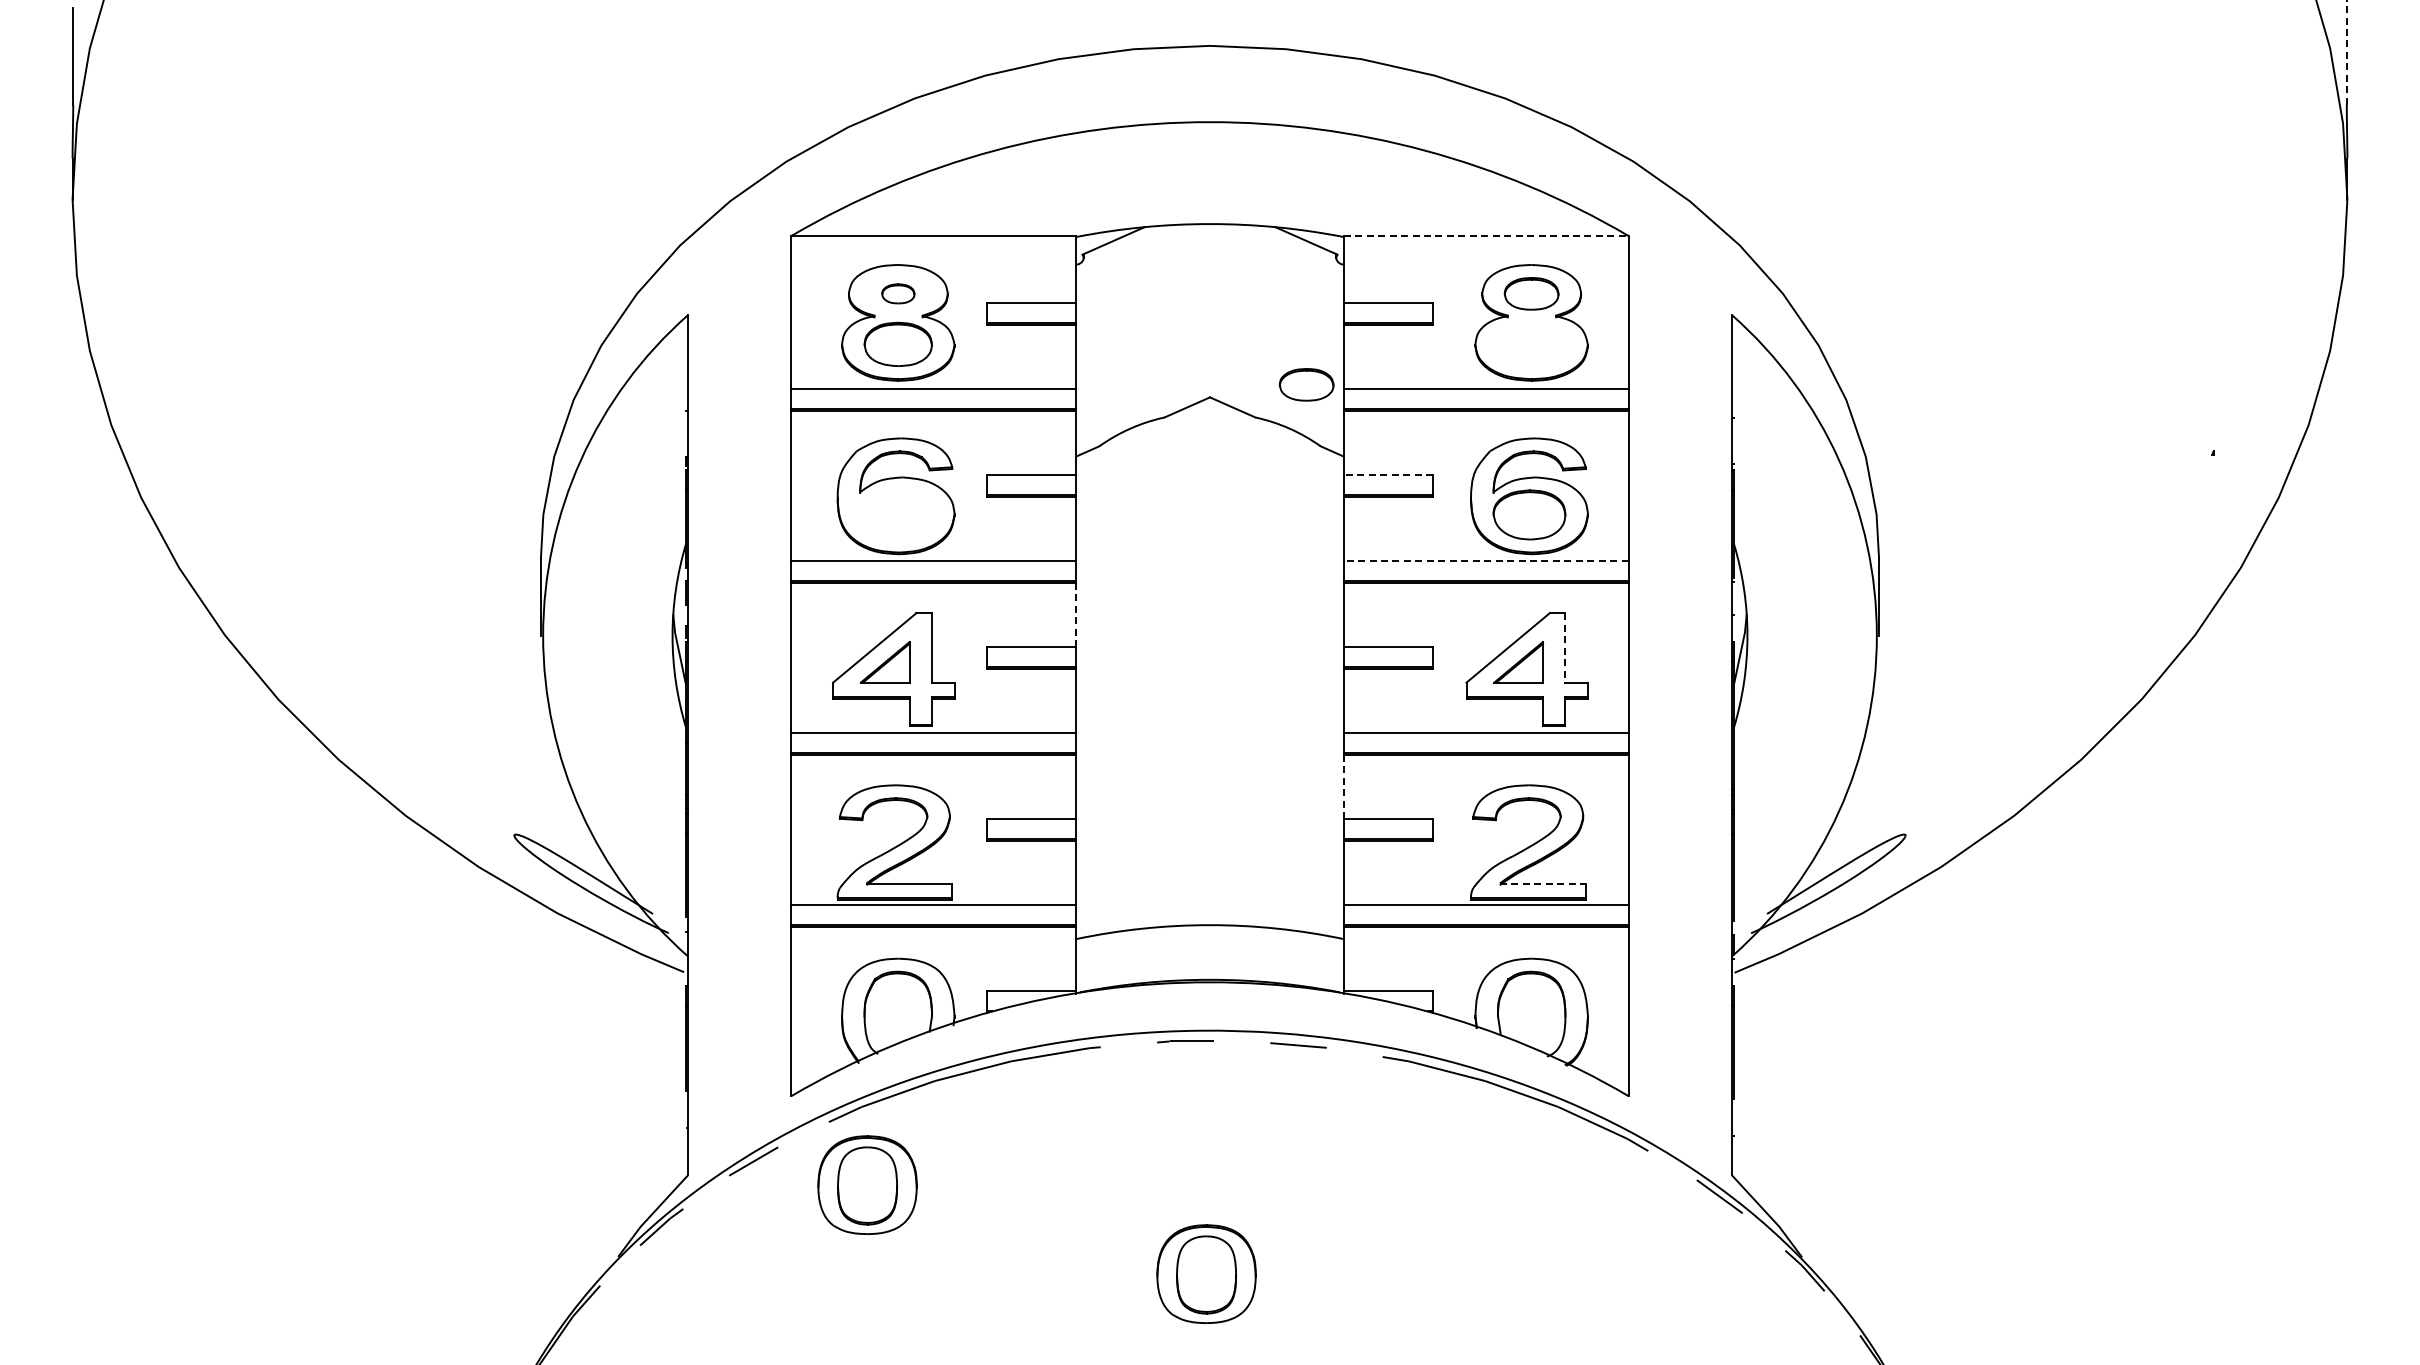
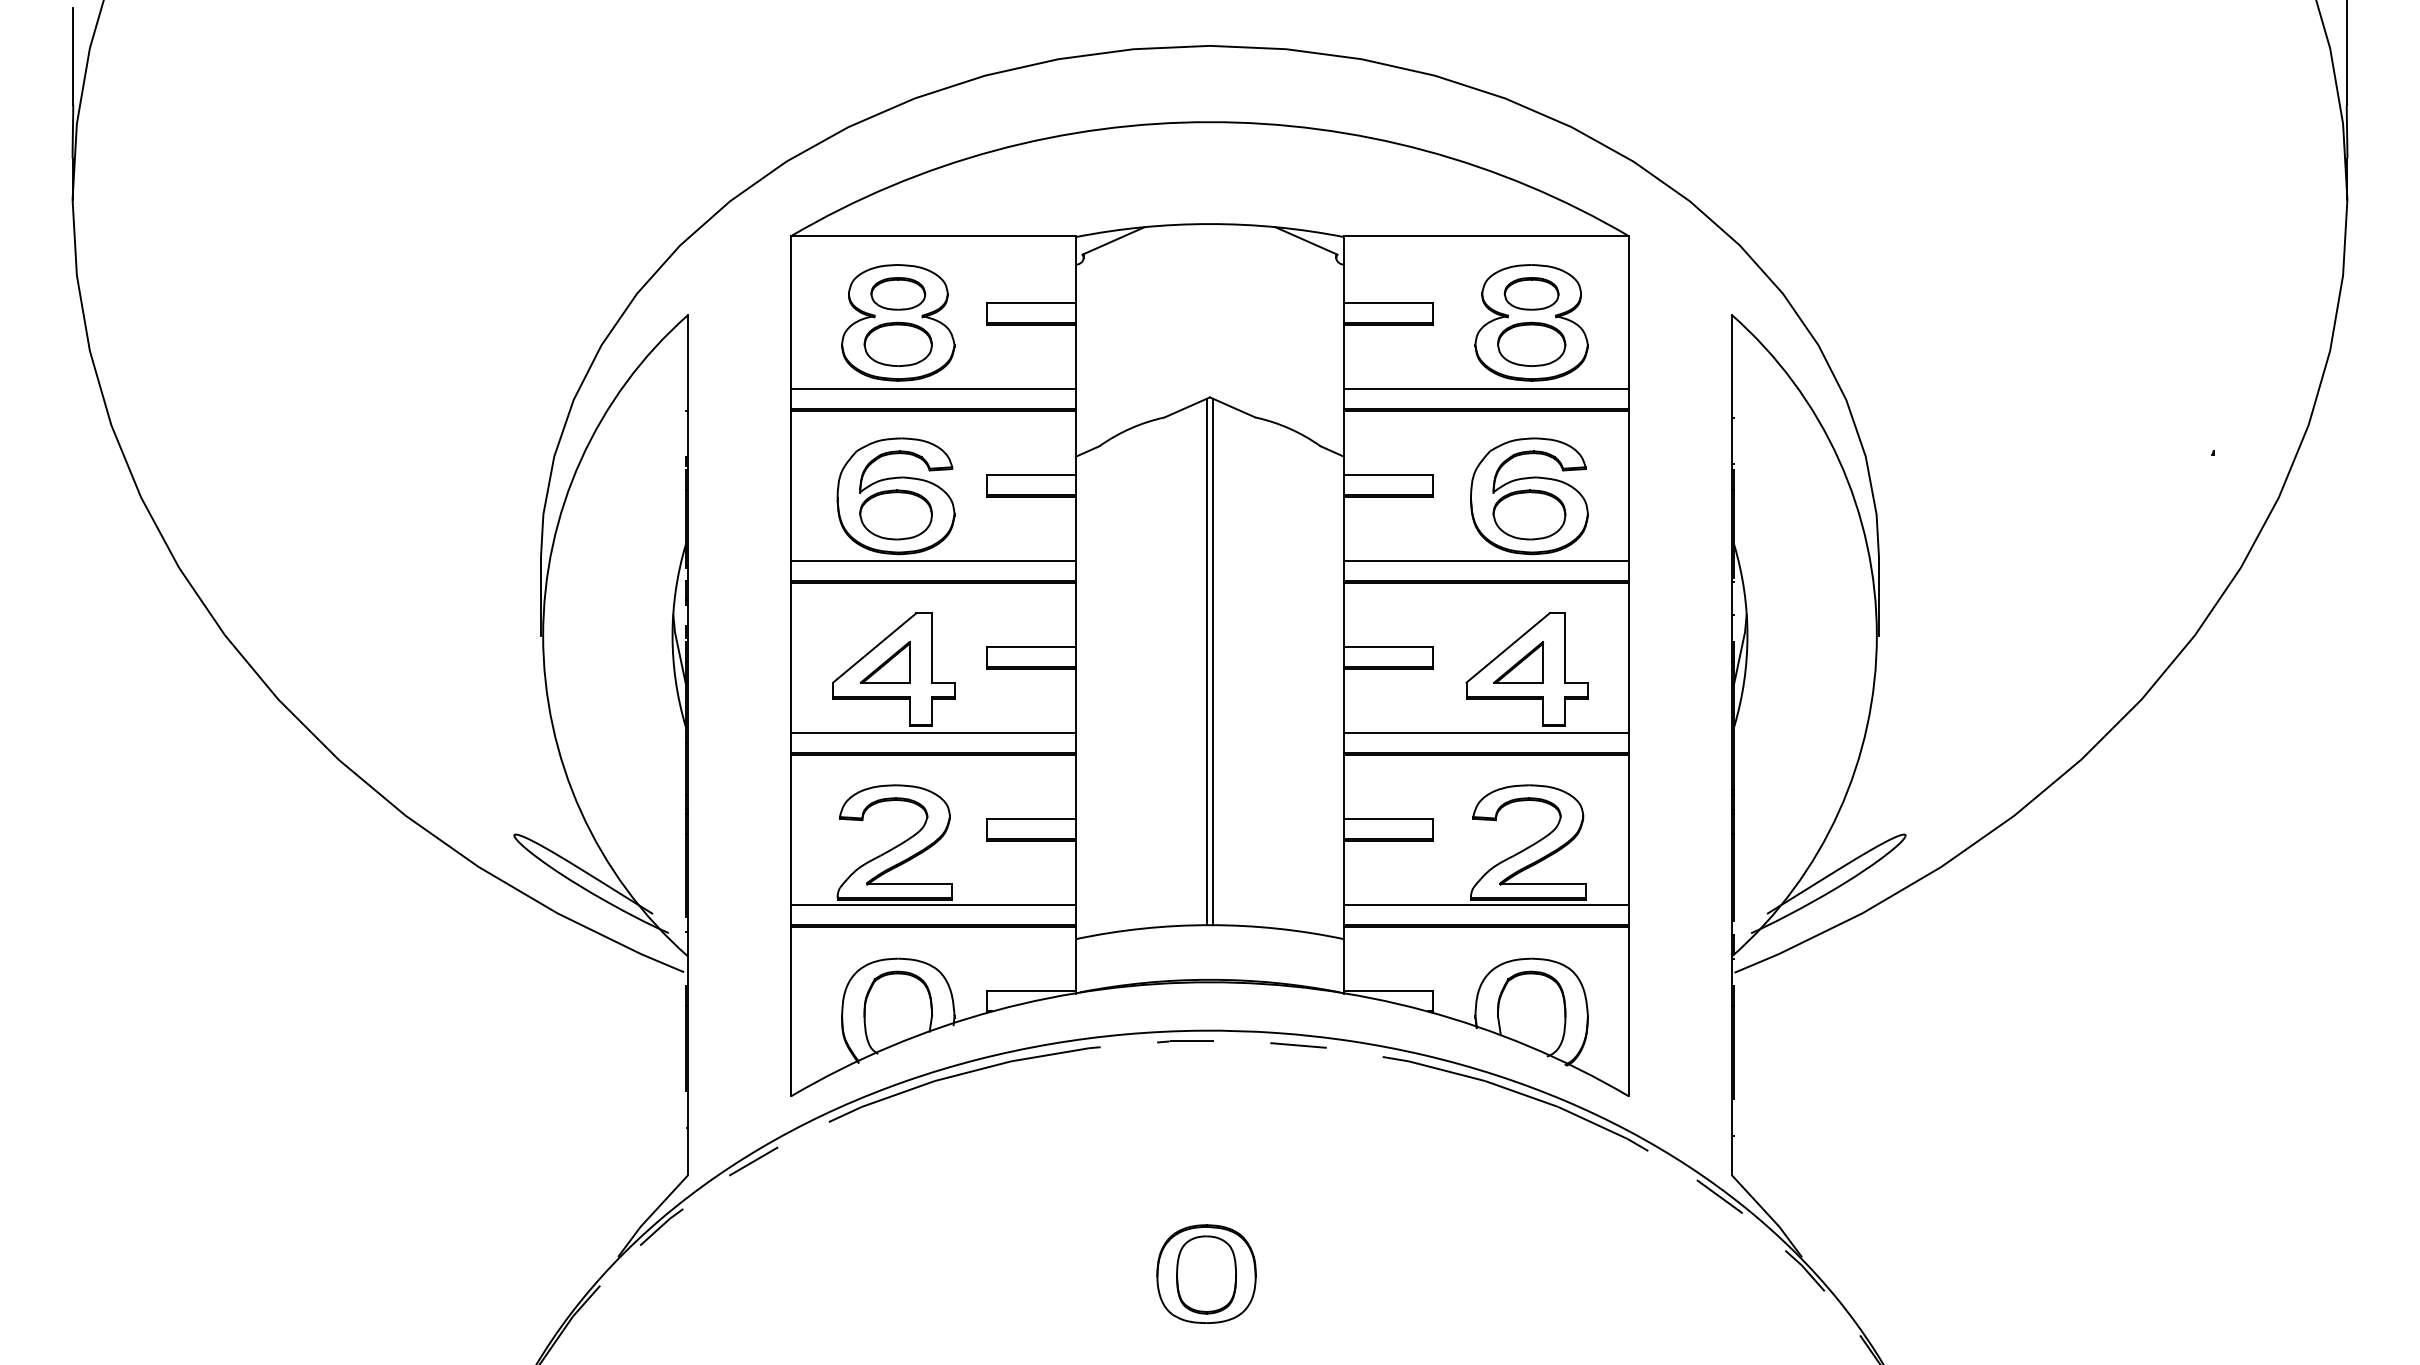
line: dashed -> solid (2346, 52)
line: dashed -> solid (1486, 236)
part size: 35x22 px -> 57x34 px (898, 293)
part: none -> present (1531, 343)
part: present -> none (1306, 384)
line: dashed -> solid (1388, 475)
part: none -> present (895, 514)
line: dashed -> solid (1485, 561)
line: dashed -> solid (1076, 615)
line: dashed -> solid (1565, 647)
line: none -> present (1206, 661)
line: none -> present (1213, 661)
line: dashed -> solid (1343, 786)
line: dashed -> solid (1542, 883)
part: present -> none (867, 1184)
